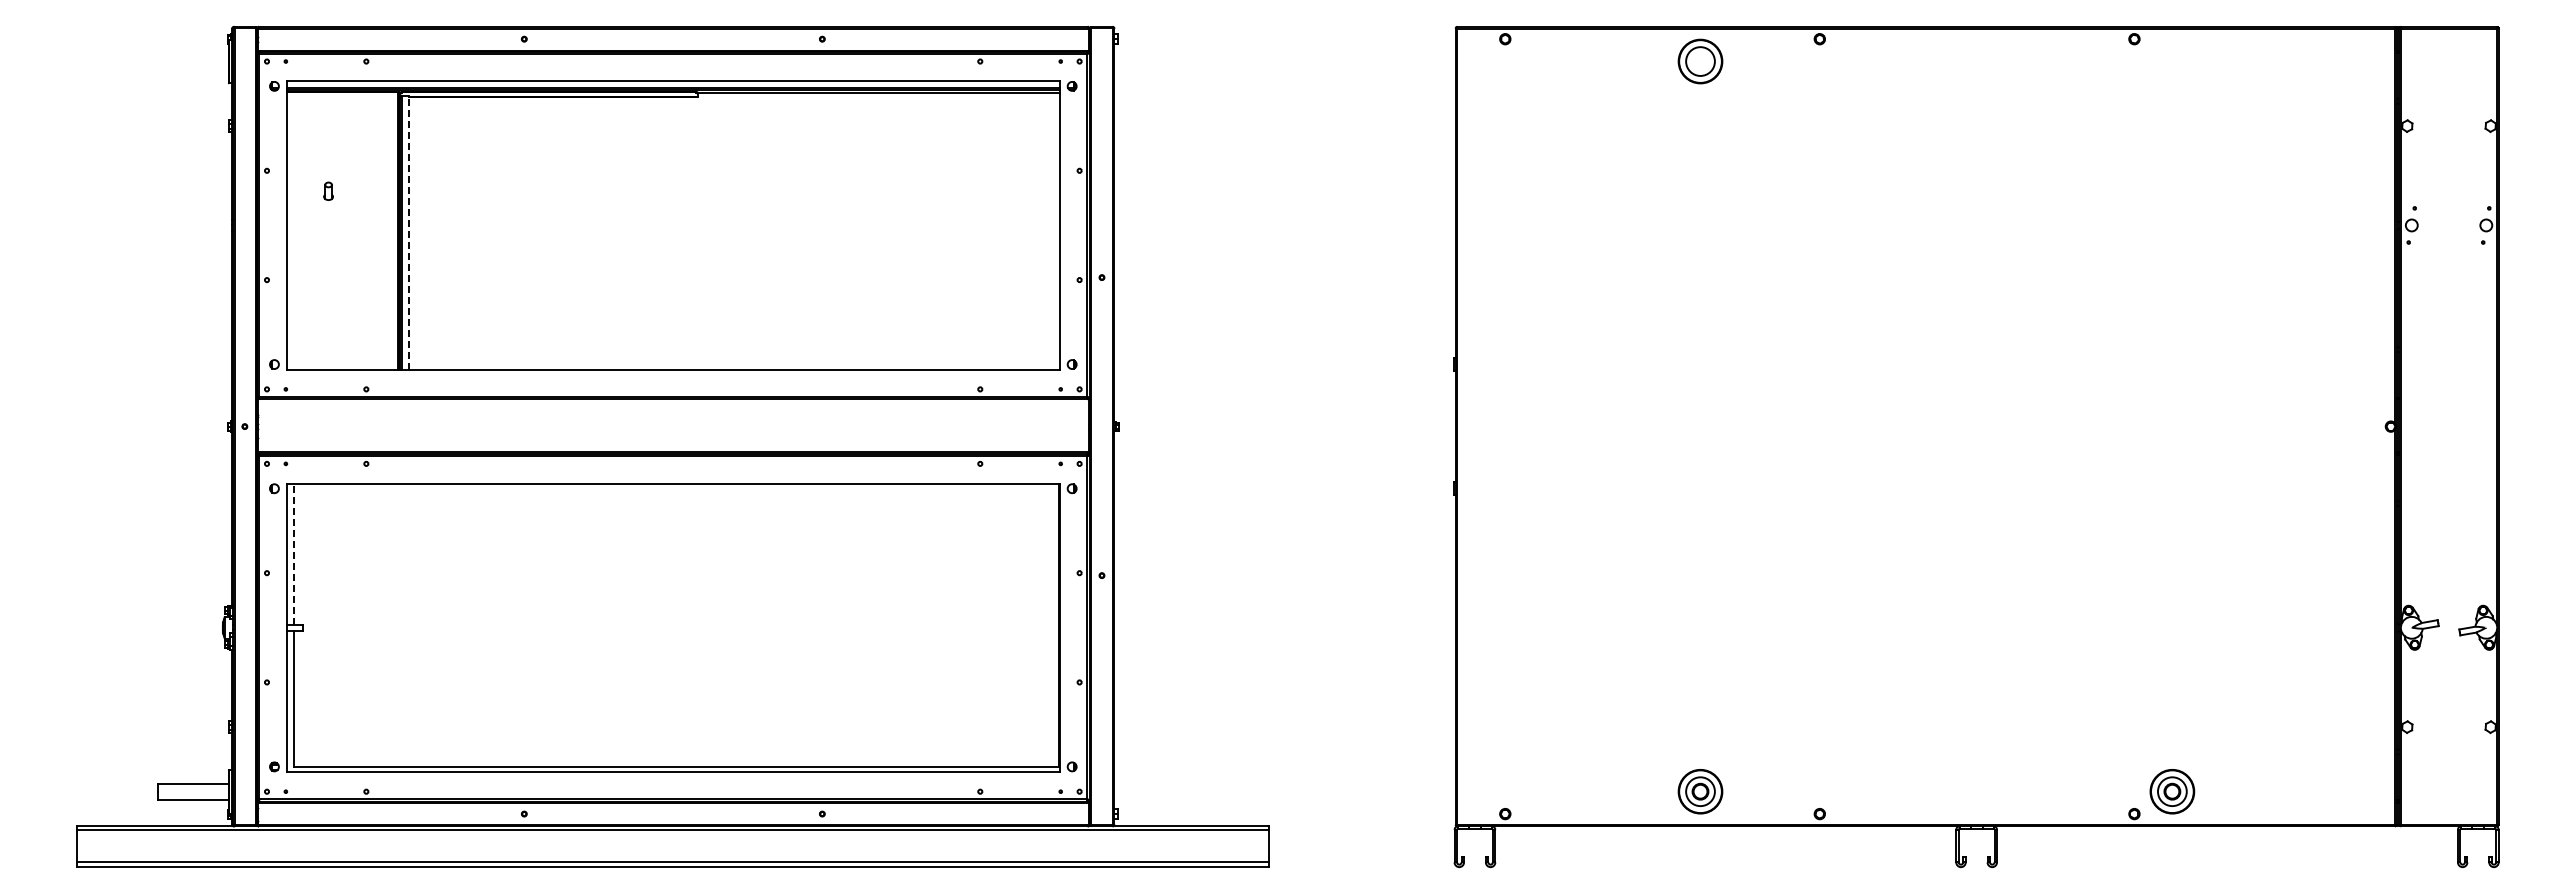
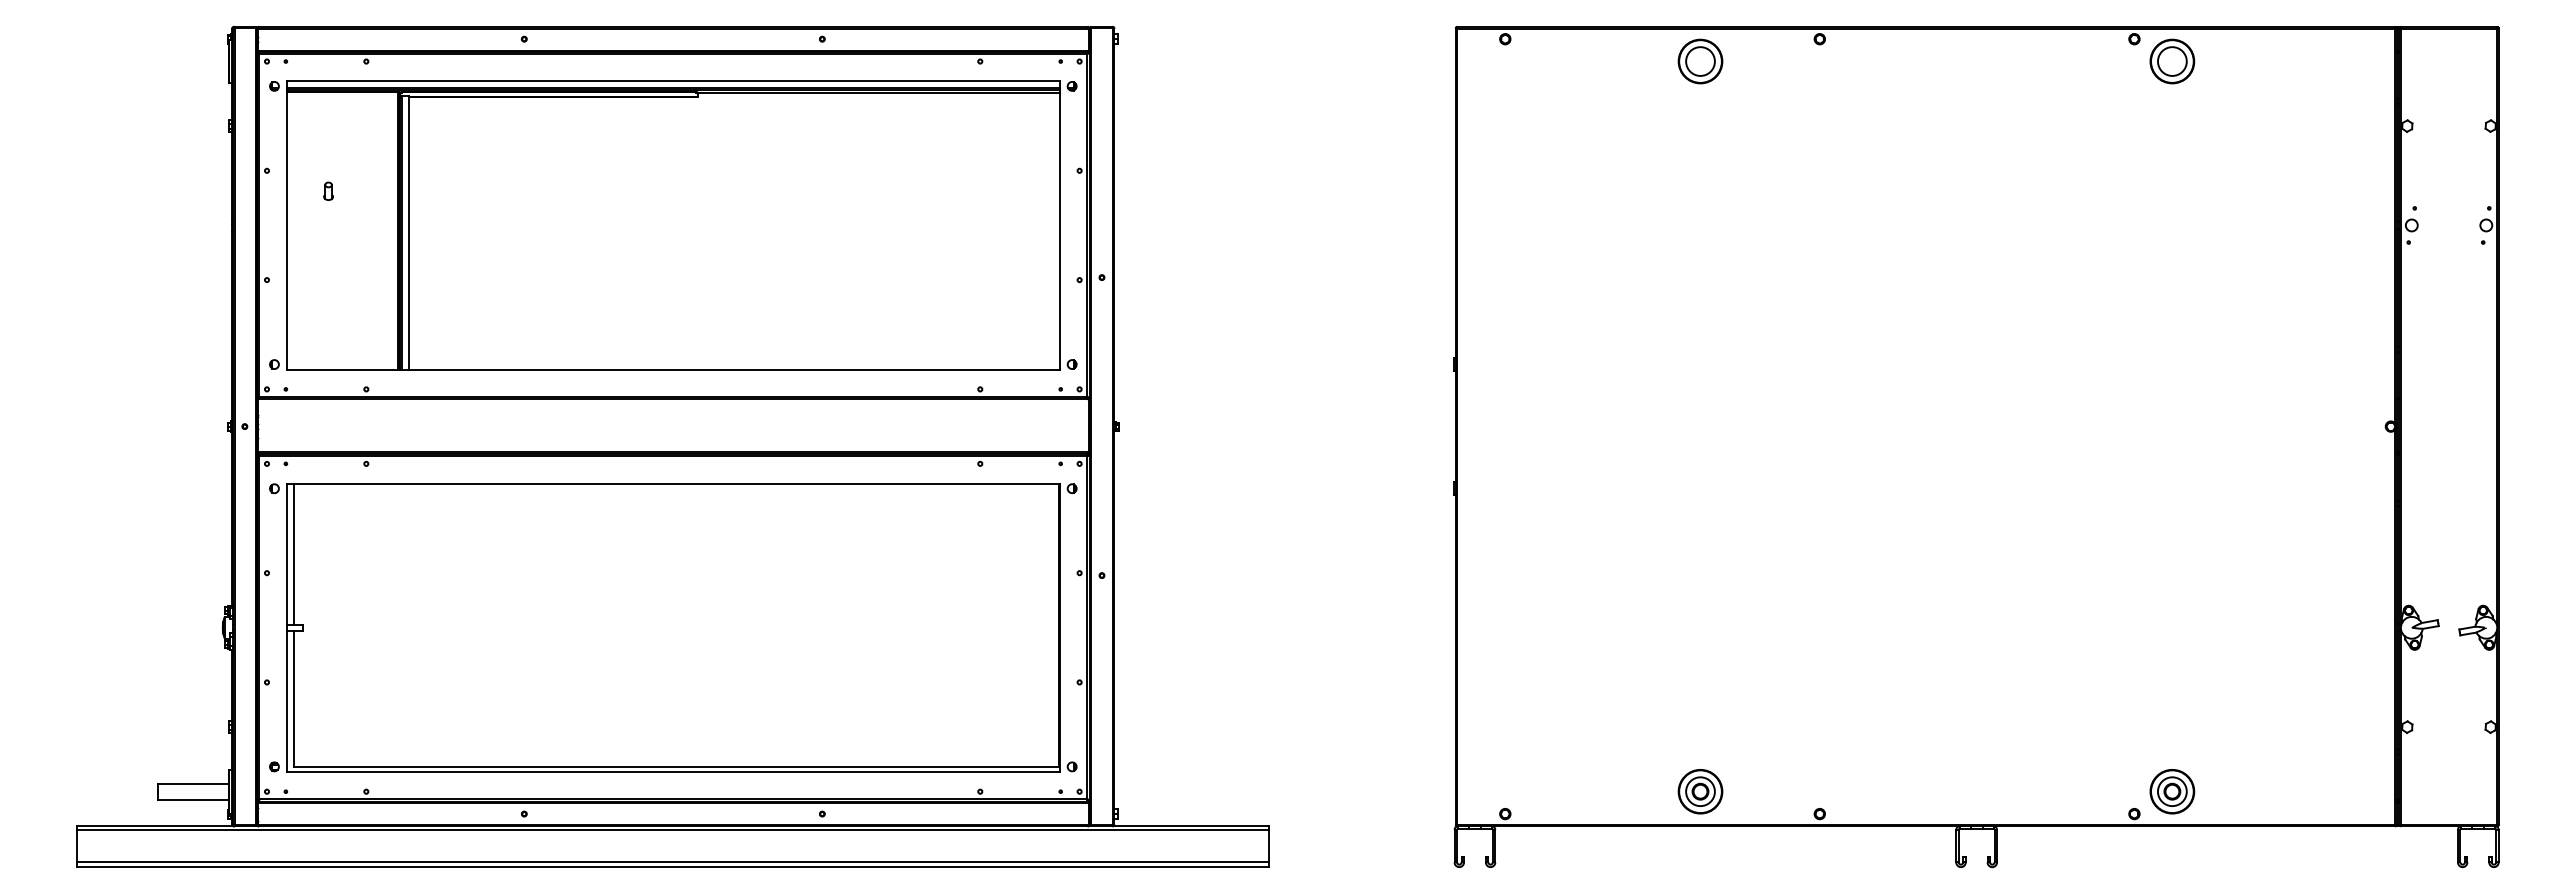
part: none -> present (2172, 61)
line: dashed -> solid (409, 232)
line: dashed -> solid (293, 553)
